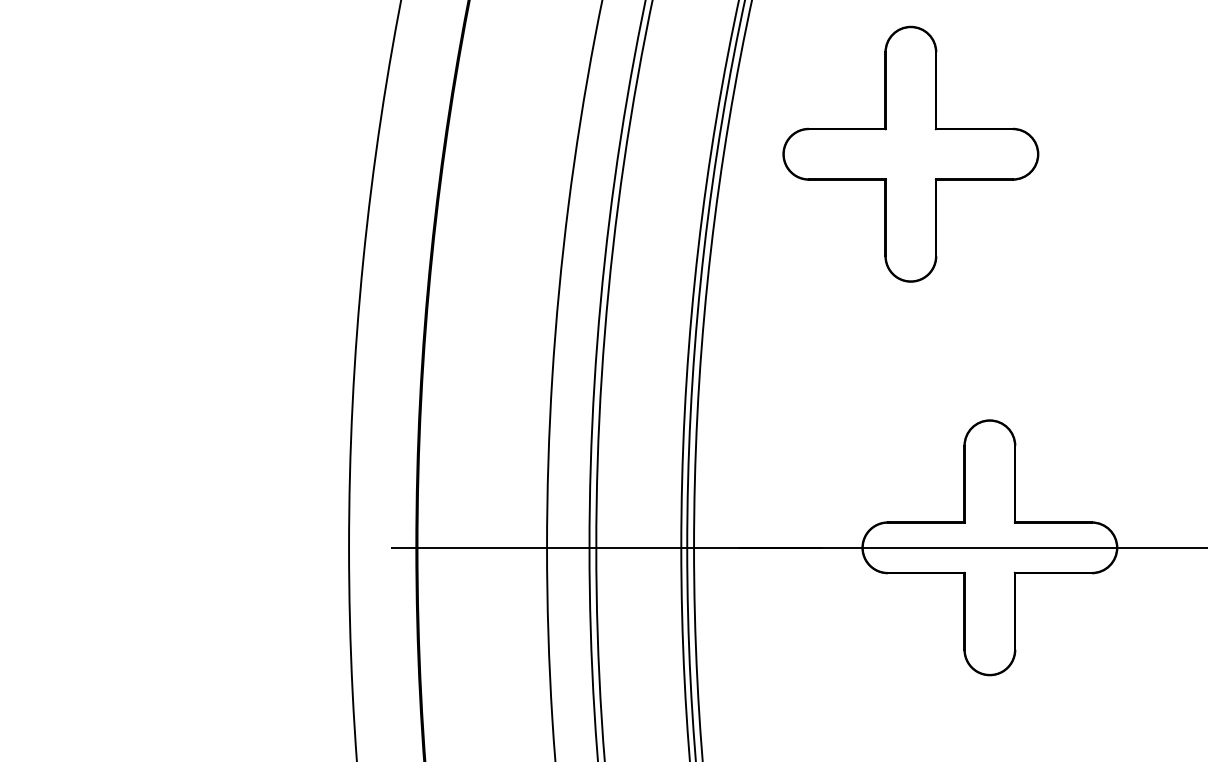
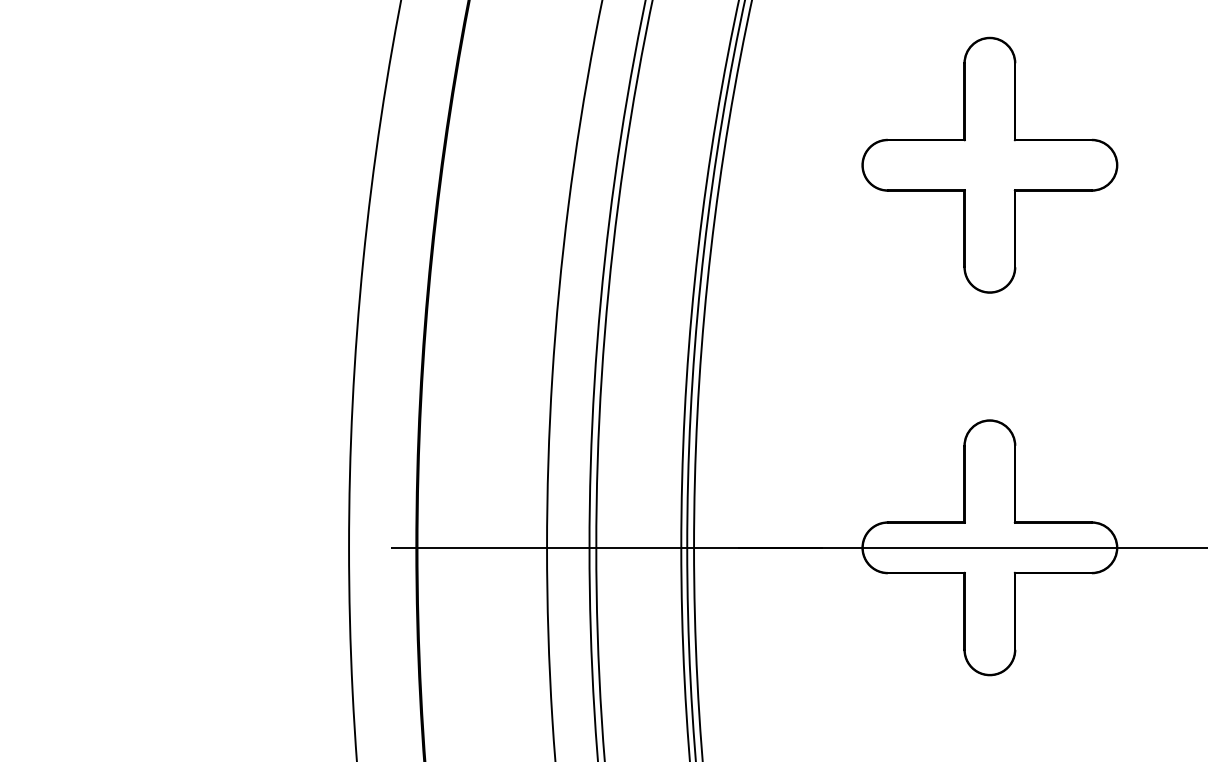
part position: (910, 153) -> (989, 164) (989, 164)
